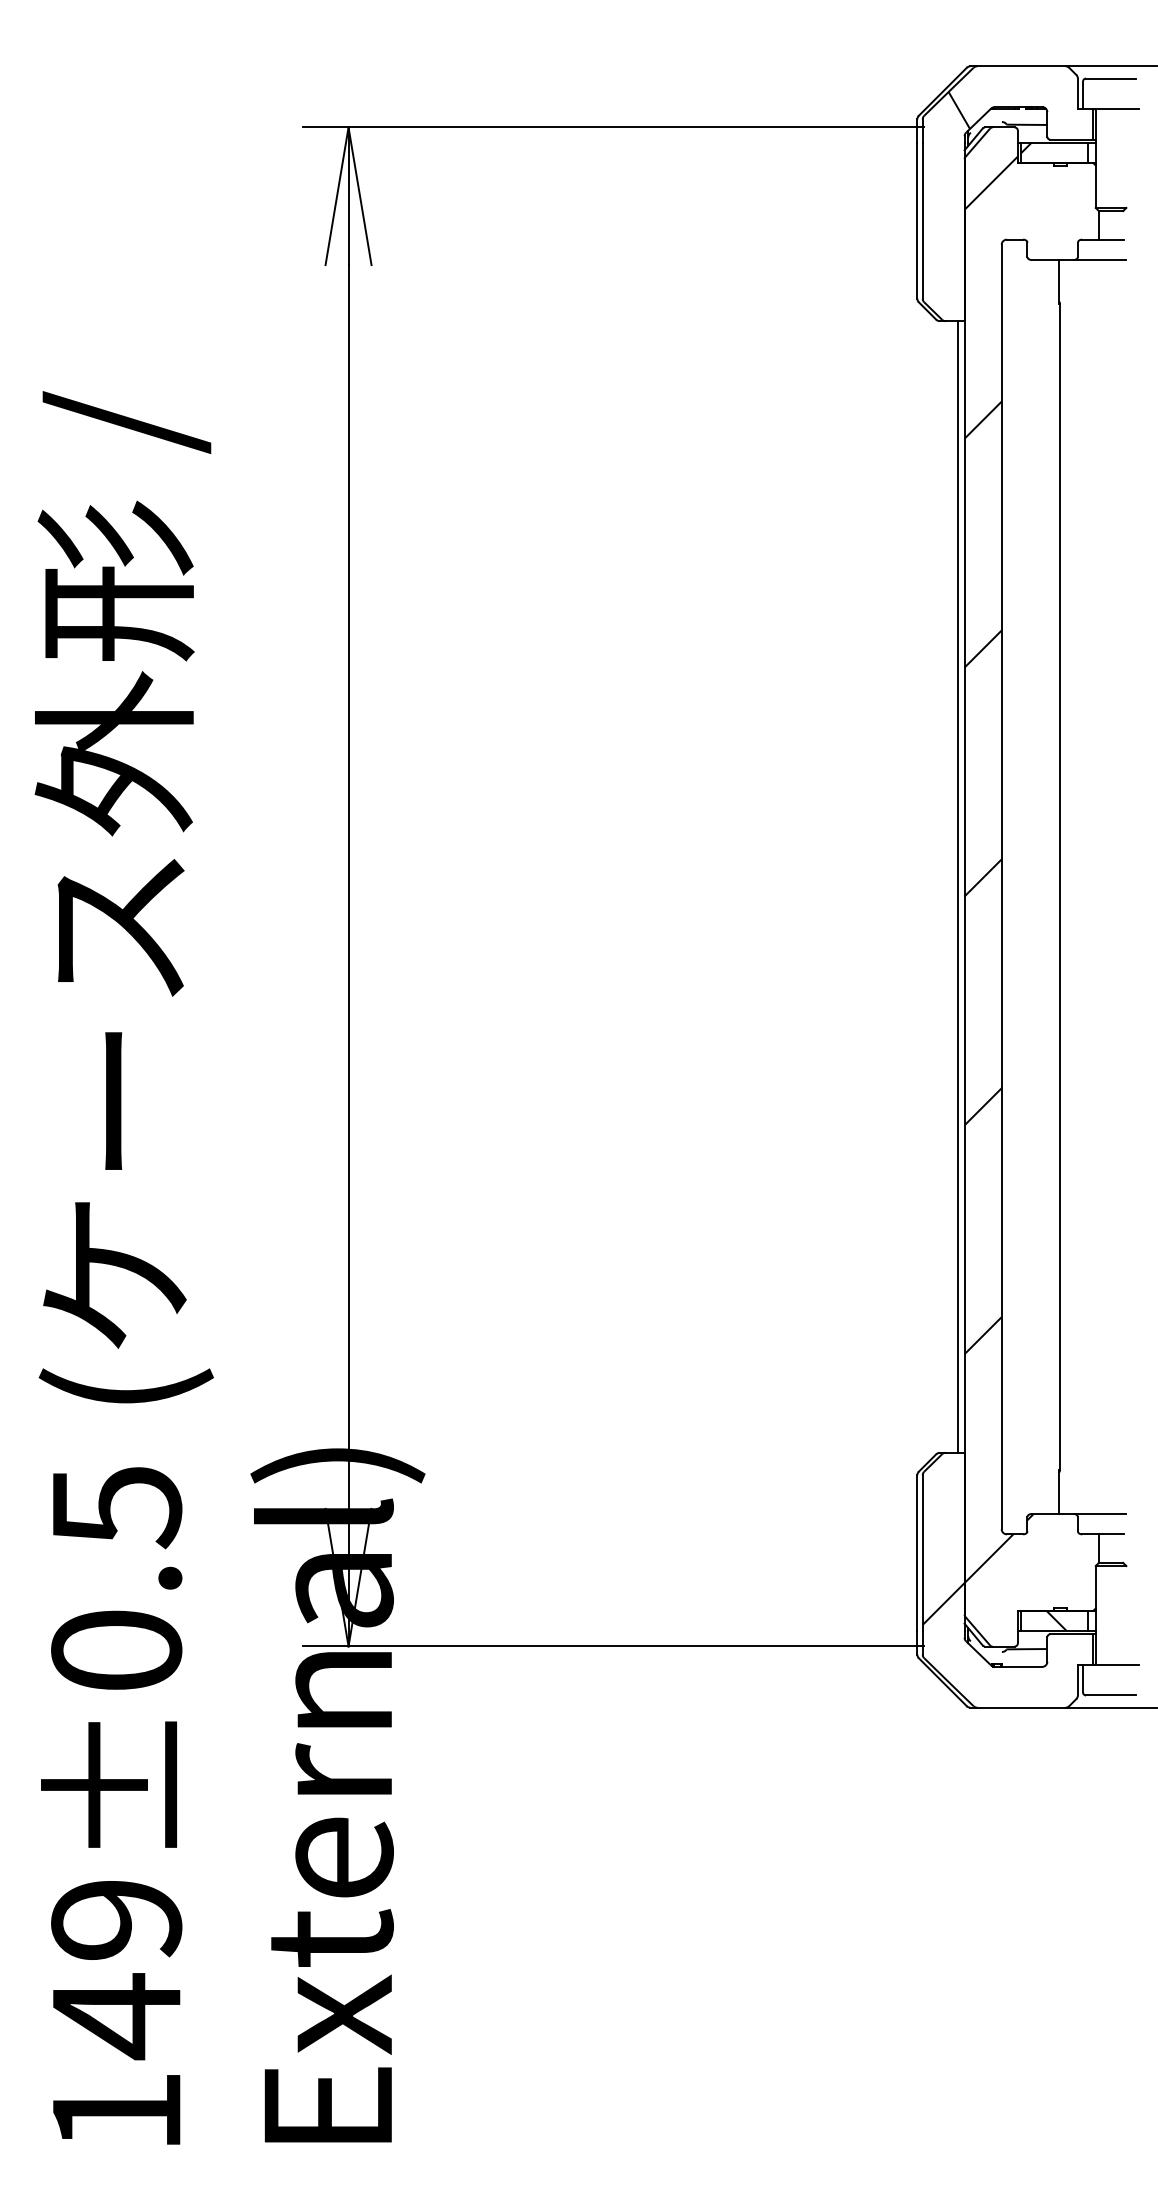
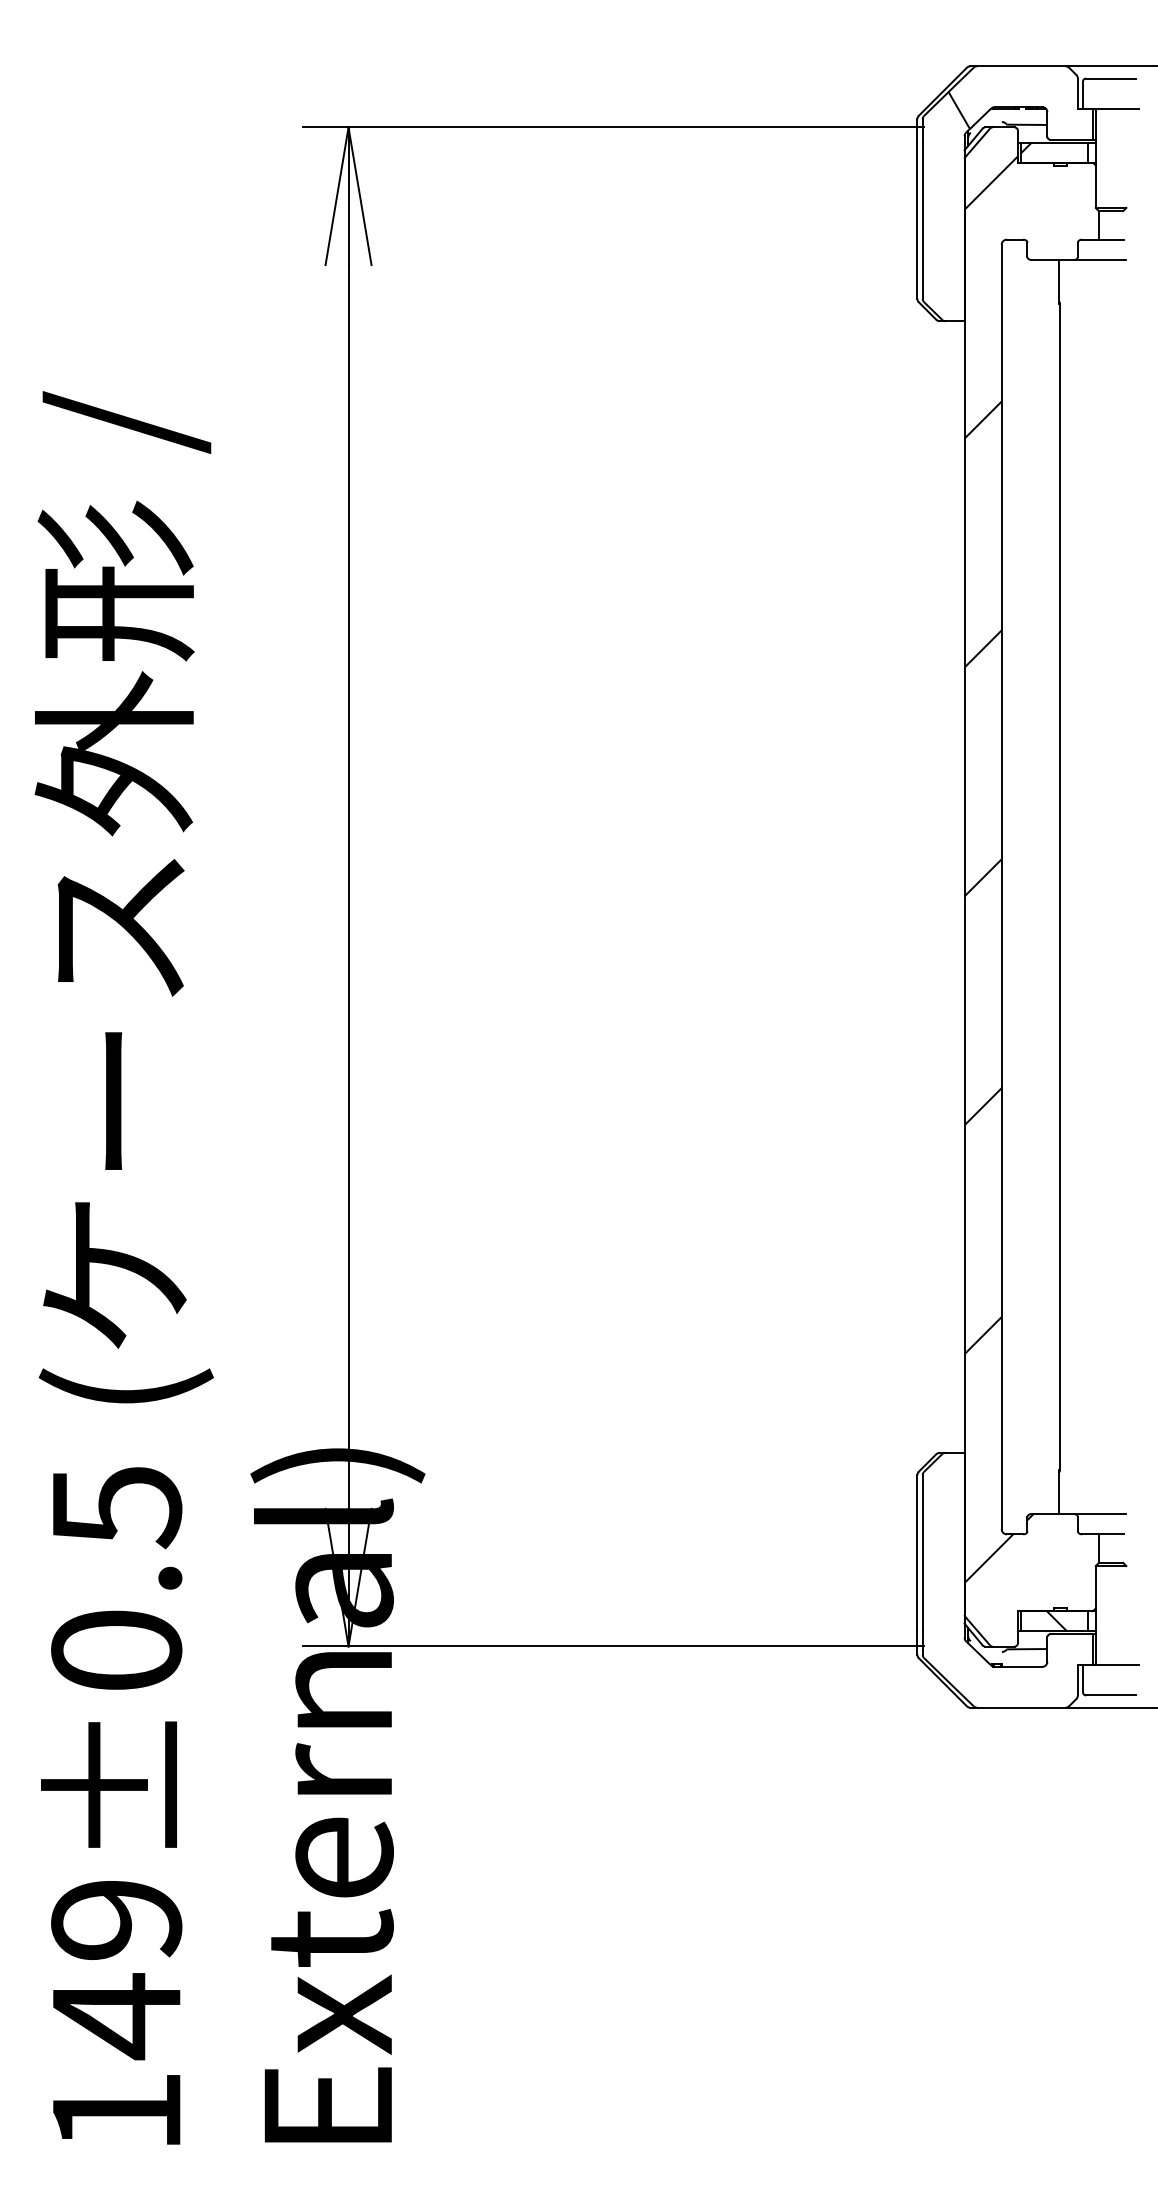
line: present -> none (958, 886)
hatch: present -> none (943, 1603)
